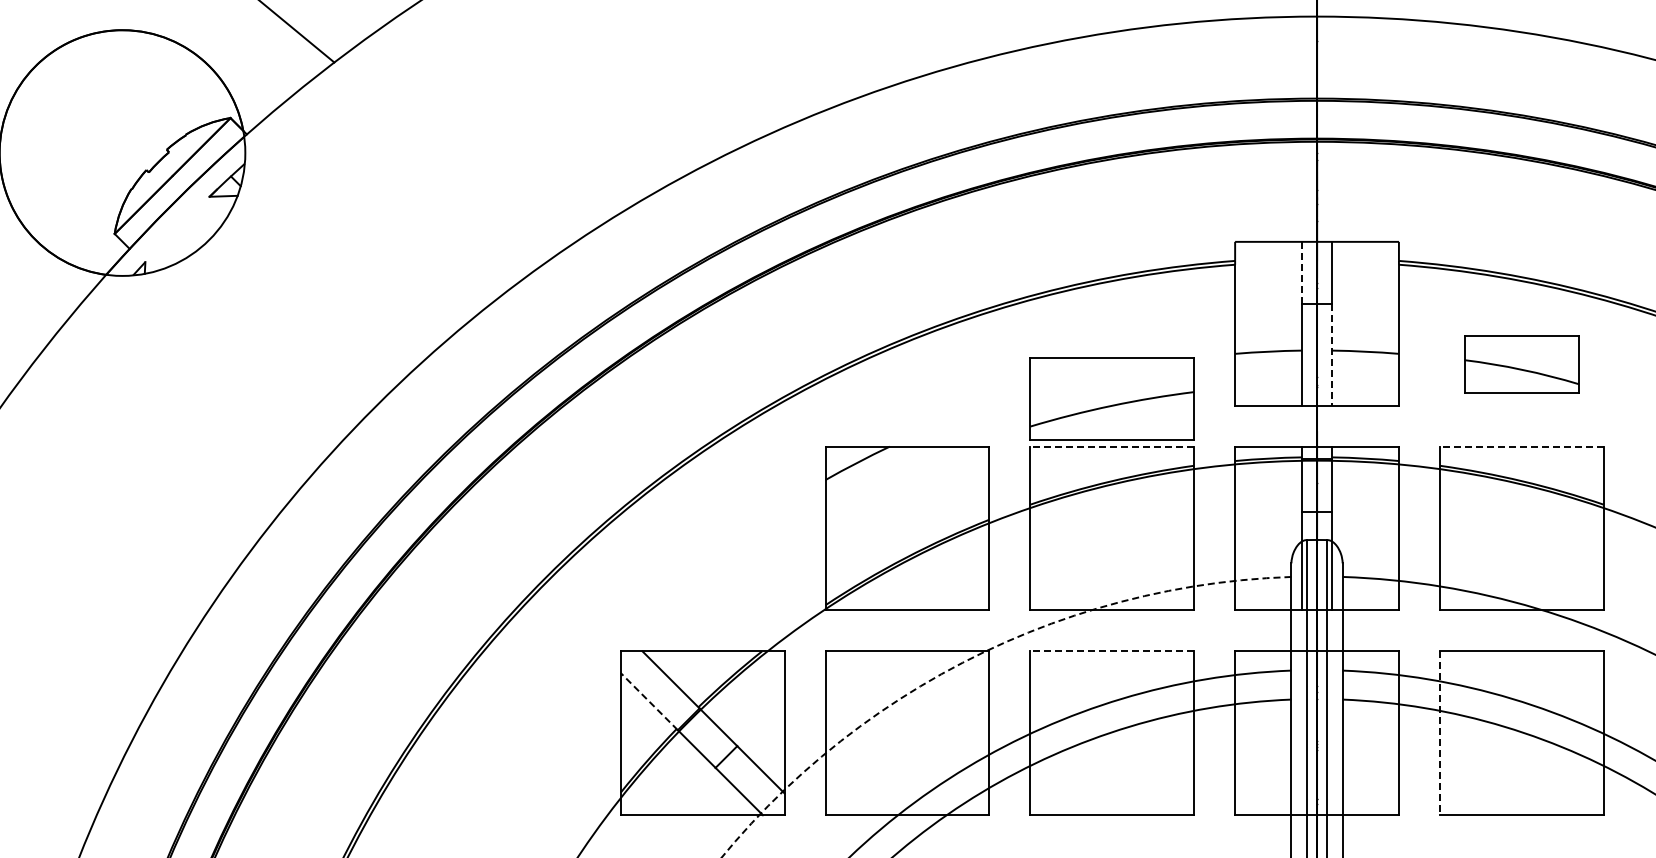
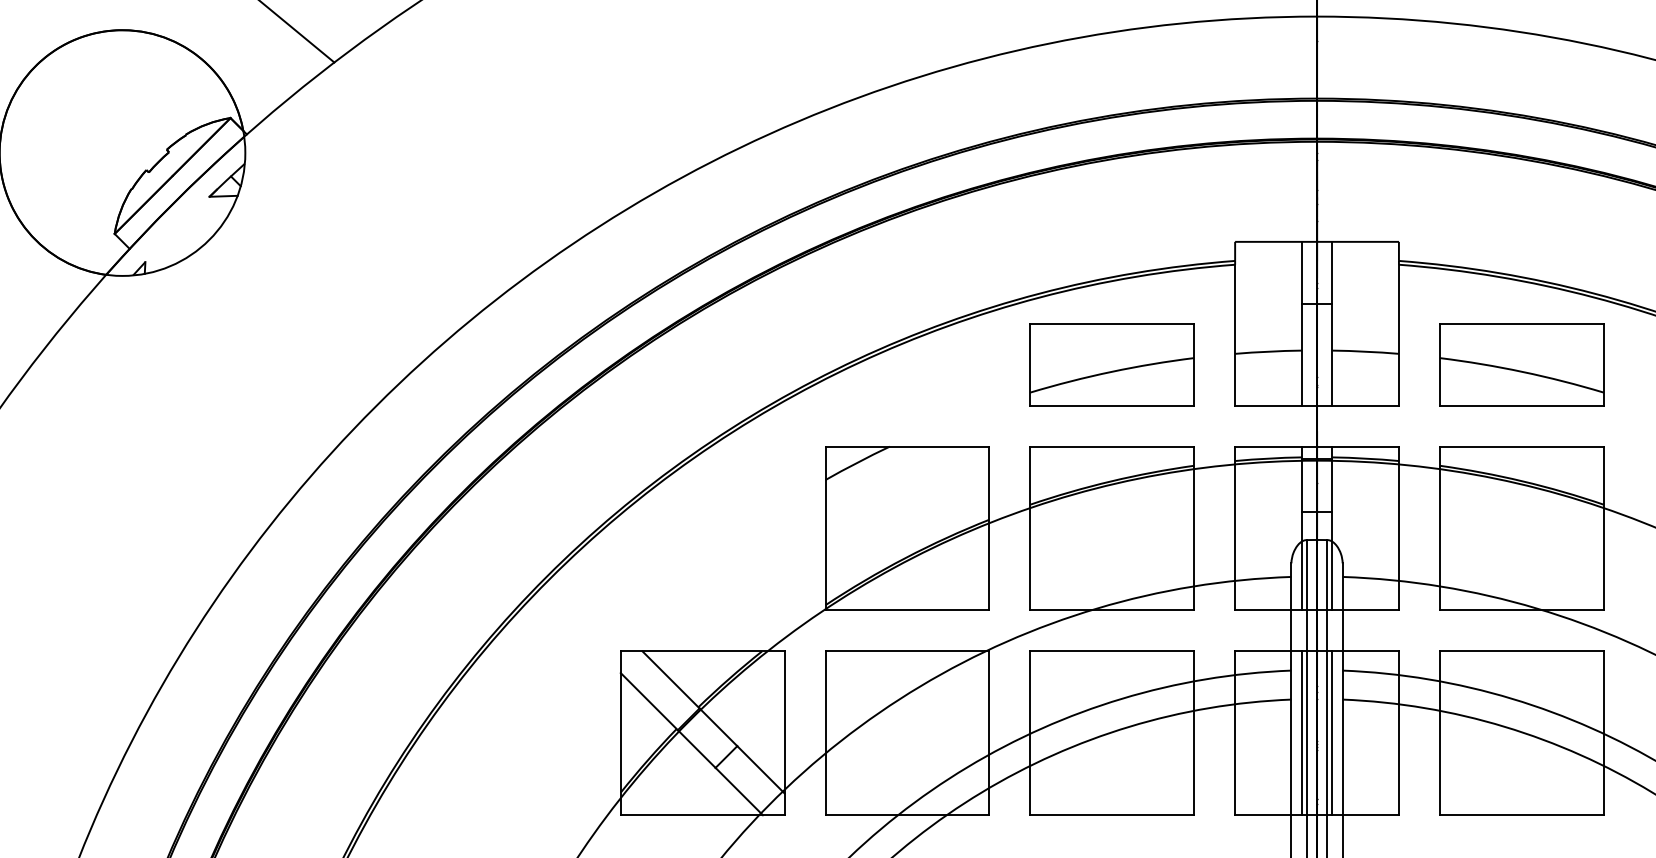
line: dashed -> solid (1301, 272)
line: dashed -> solid (1332, 355)
part size: 116x59 px -> 166x84 px (1521, 364)
part position: (1111, 398) -> (1111, 364) (1111, 364)
line: dashed -> solid (1112, 446)
line: dashed -> solid (1521, 446)
line: dashed -> solid (1112, 651)
arc: dashed -> solid (974, 656)
line: dashed -> solid (648, 701)
line: none -> present (1301, 733)
line: none -> present (1332, 733)
line: dashed -> solid (1439, 733)
